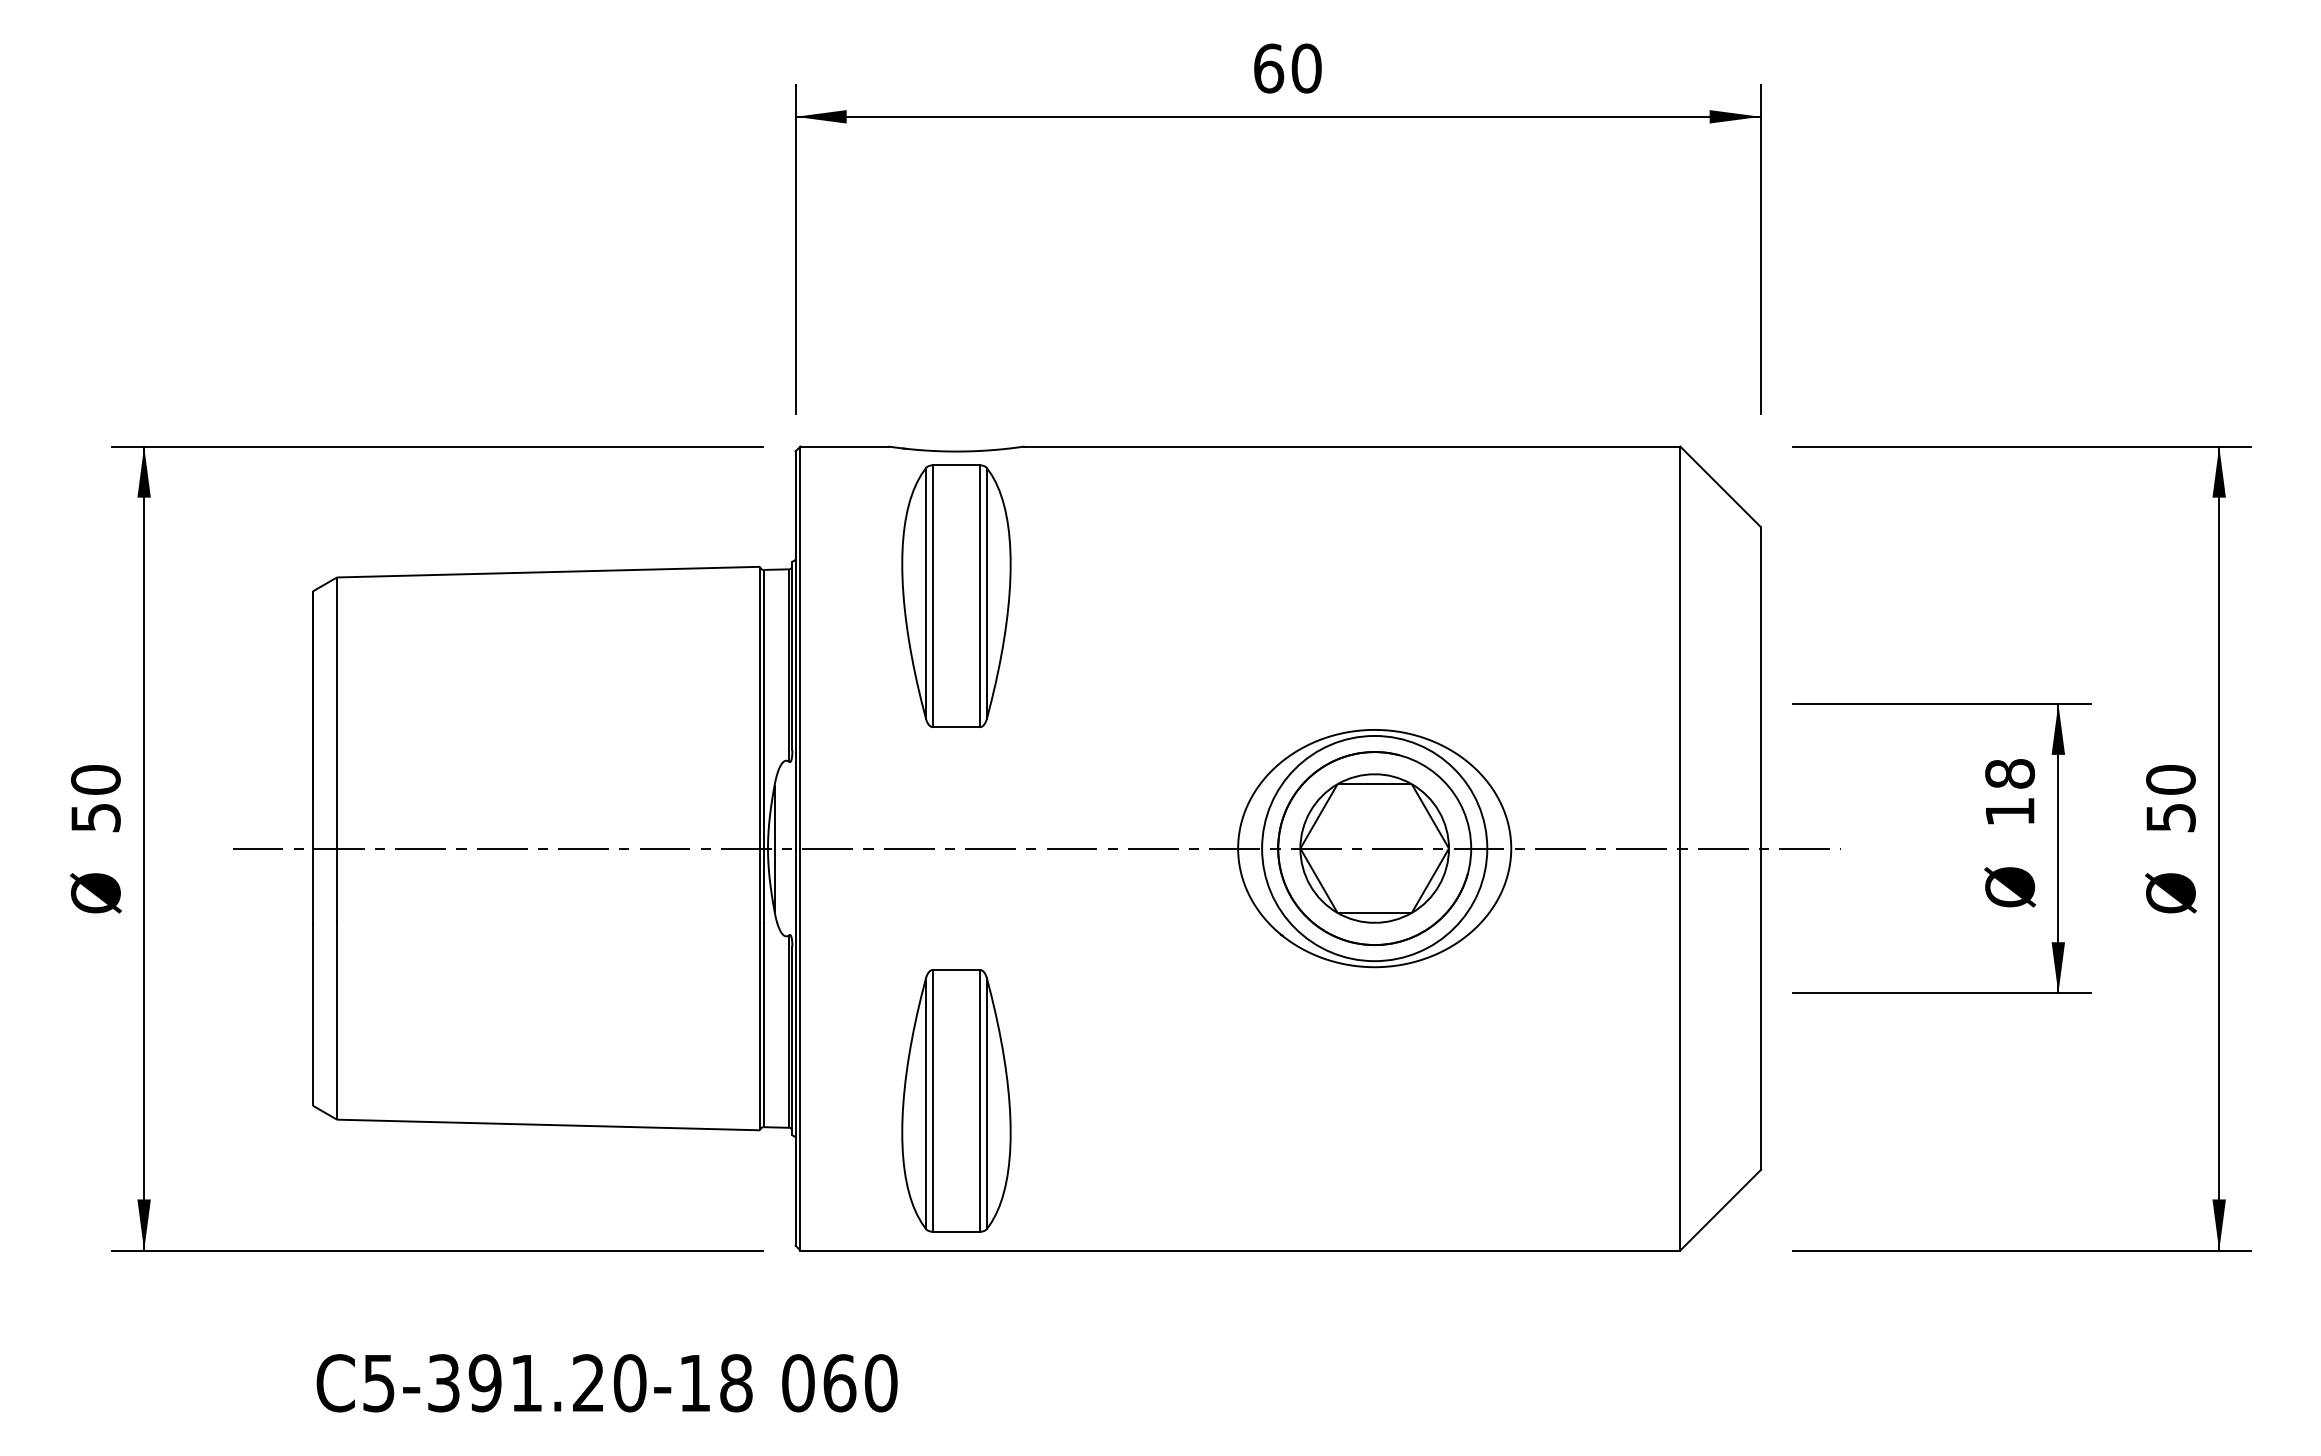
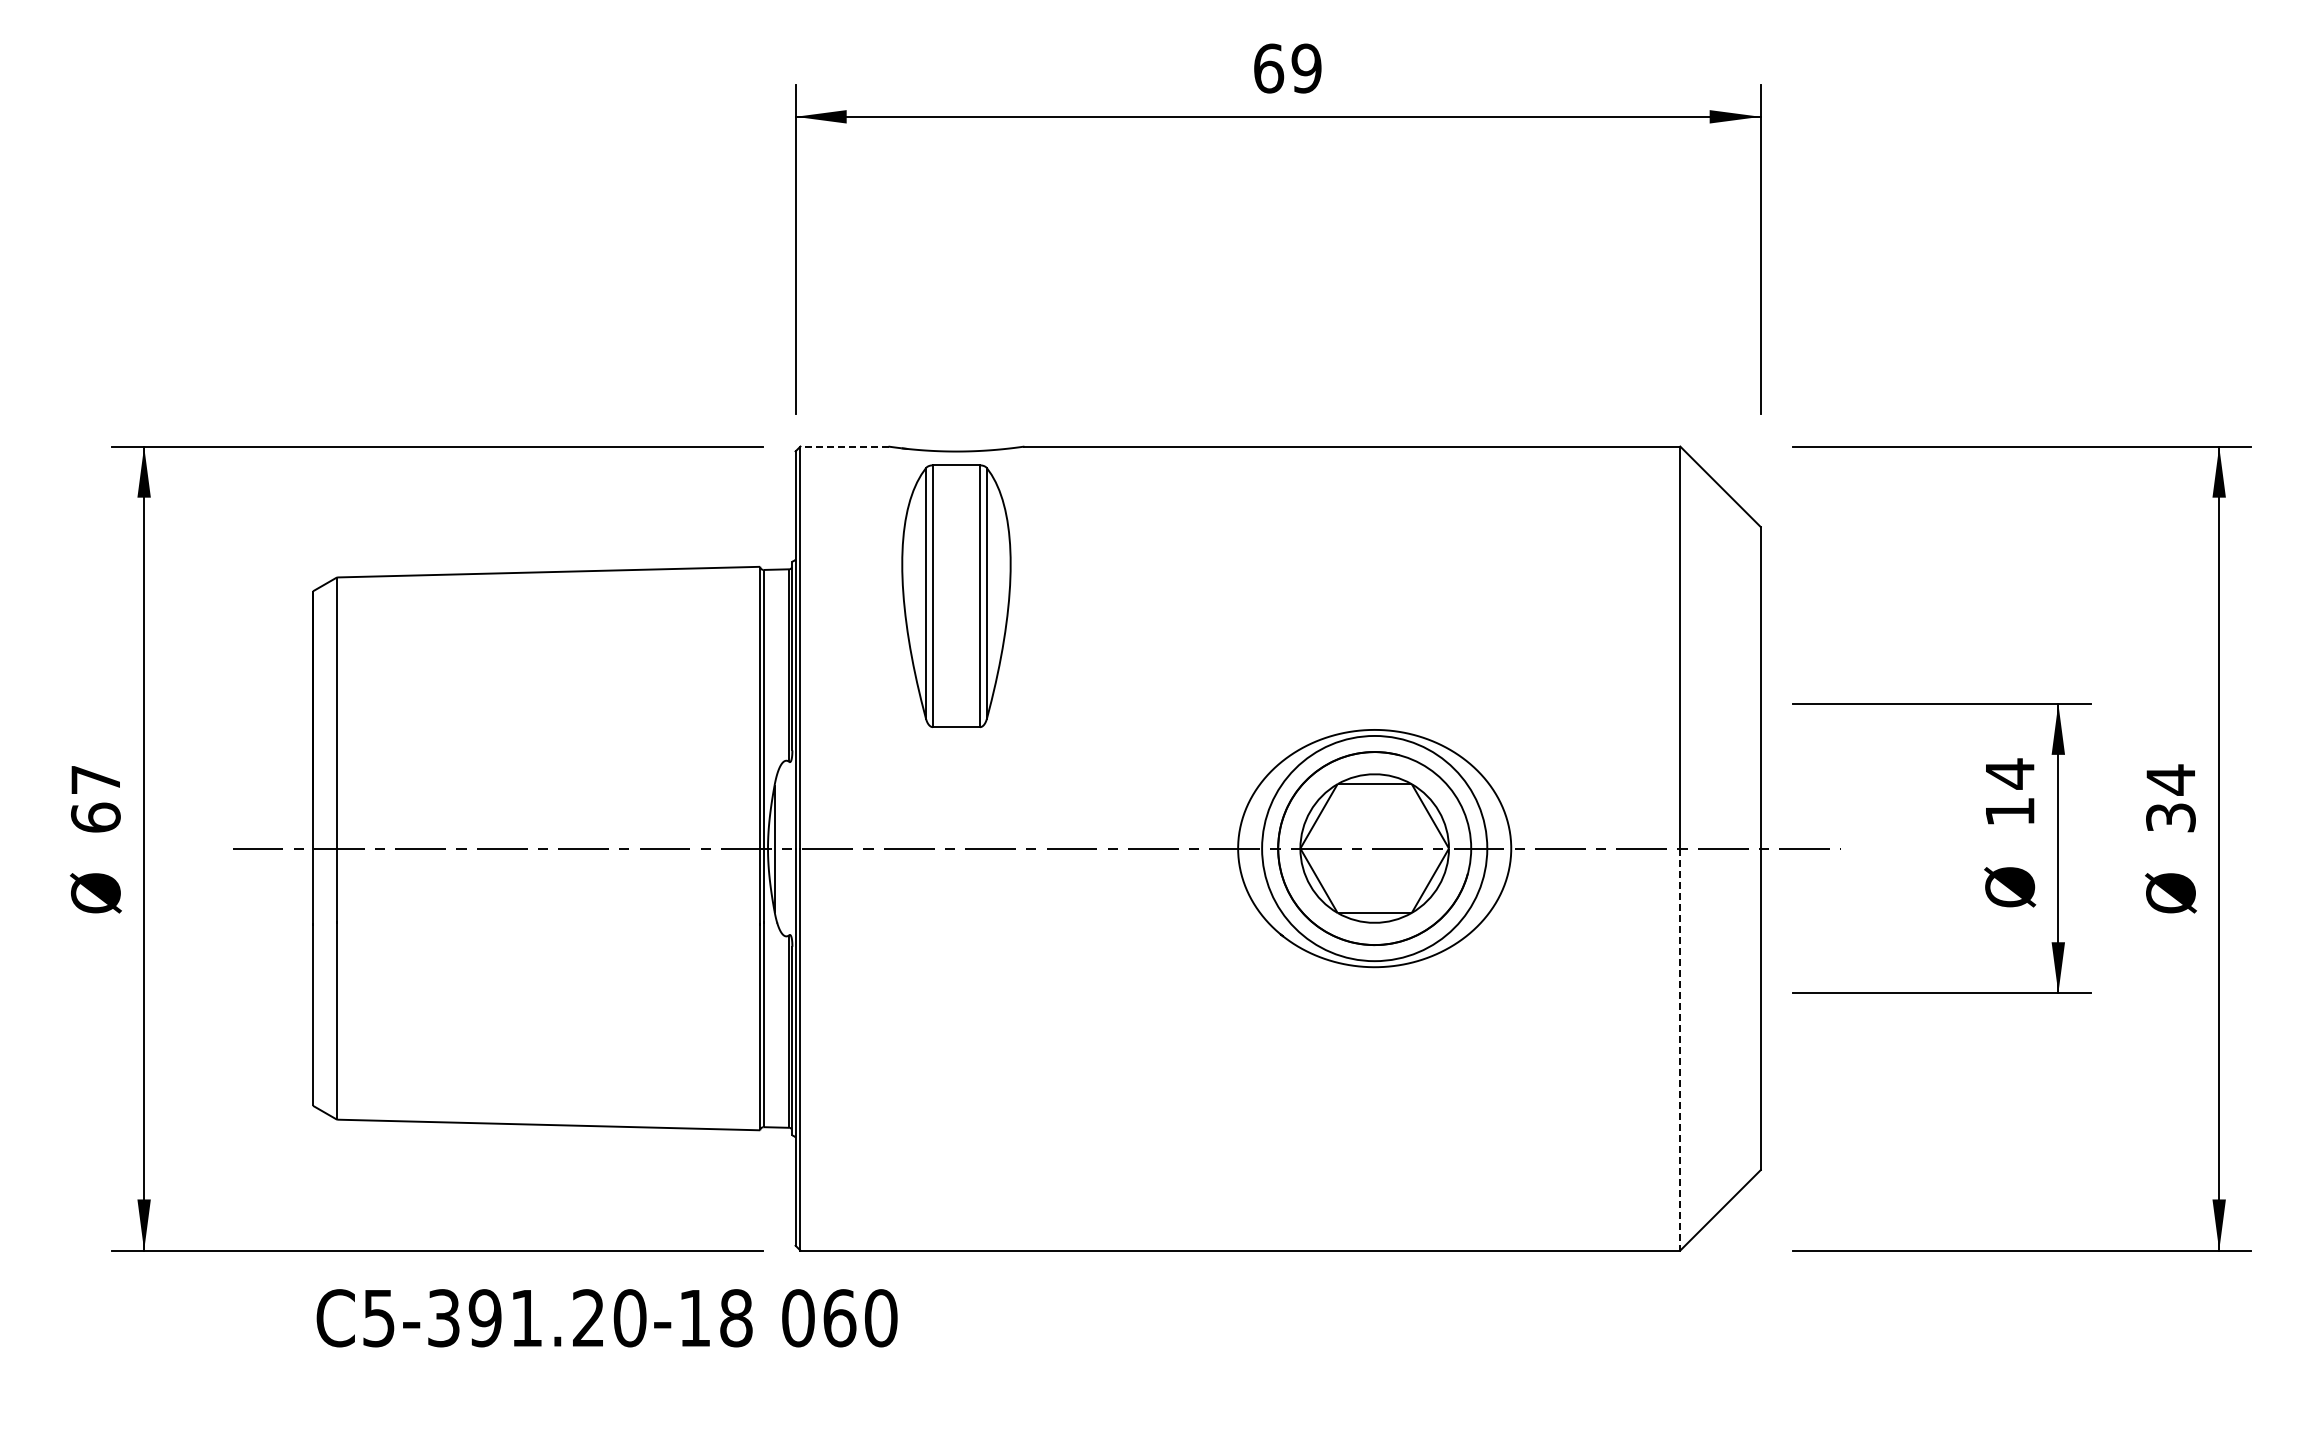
text: 60 -> 69 (1306, 68)
line: solid -> dashed (844, 446)
text: 18 -> 14 (2010, 773)
text: 50 -> 34 (2170, 797)
text: 50 -> 67 (95, 798)
line: solid -> dashed (1680, 1049)
part: present -> none (956, 1100)
text position: (606, 1383) -> (606, 1318) (606, 1318)
